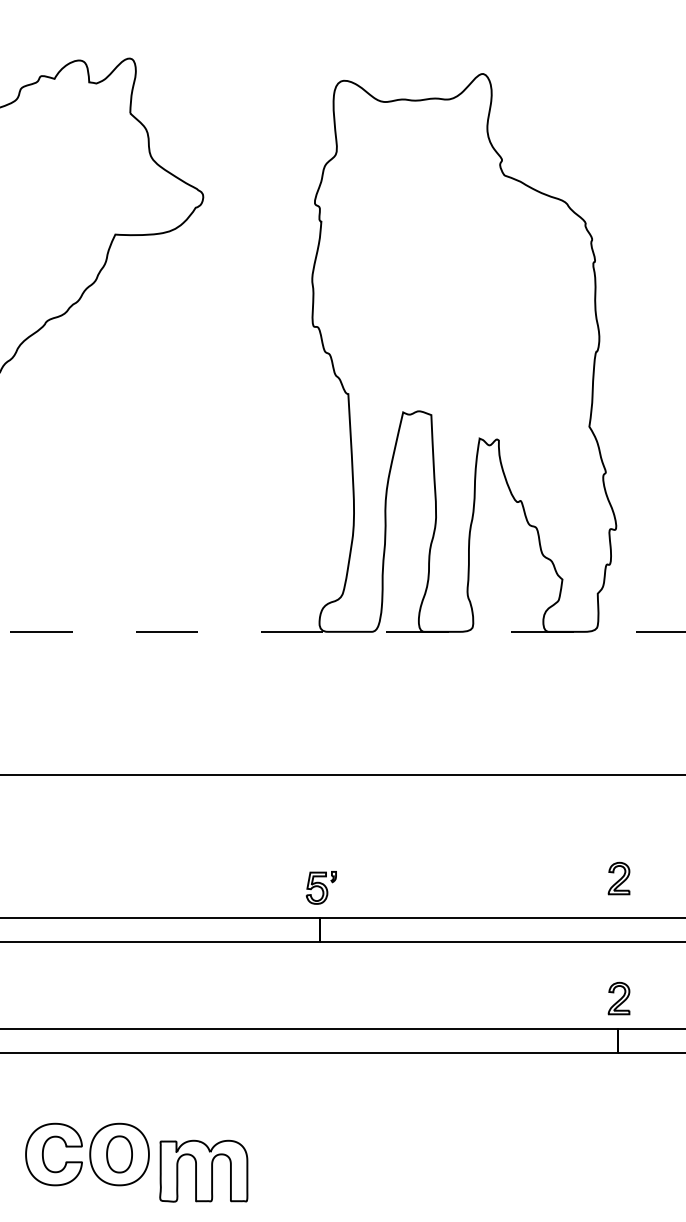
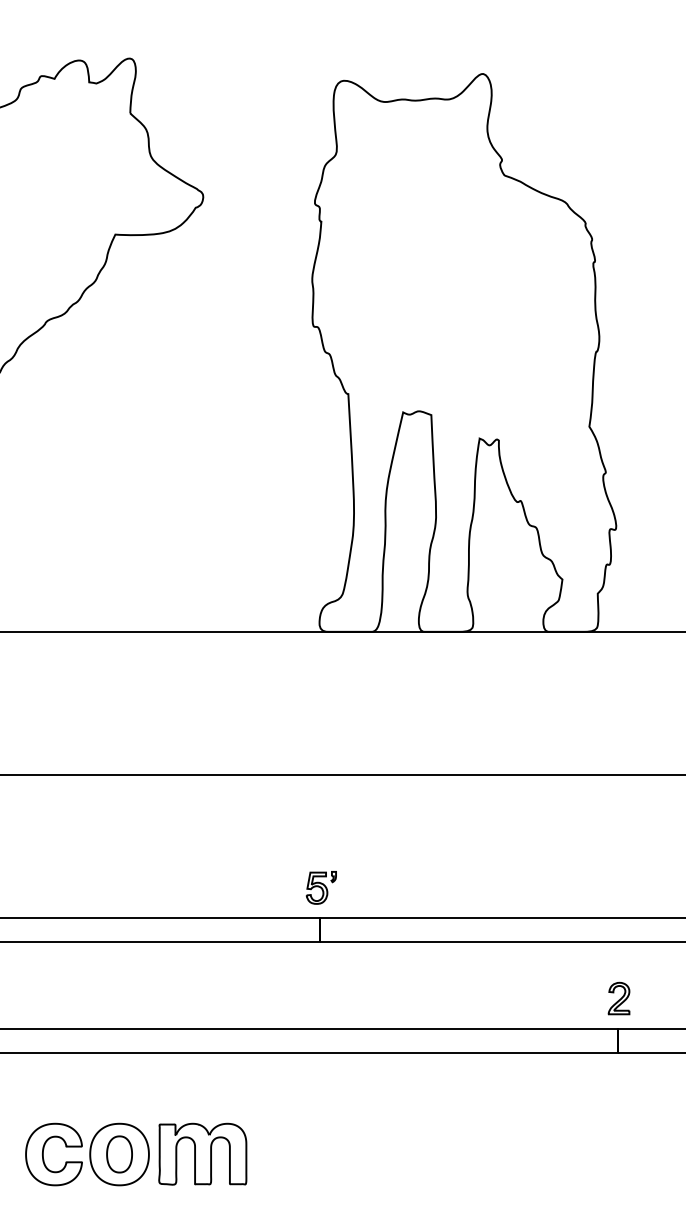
line: dashed -> solid (343, 631)
part: present -> none (618, 878)
part position: (203, 1170) -> (202, 1153) (202, 1153)
